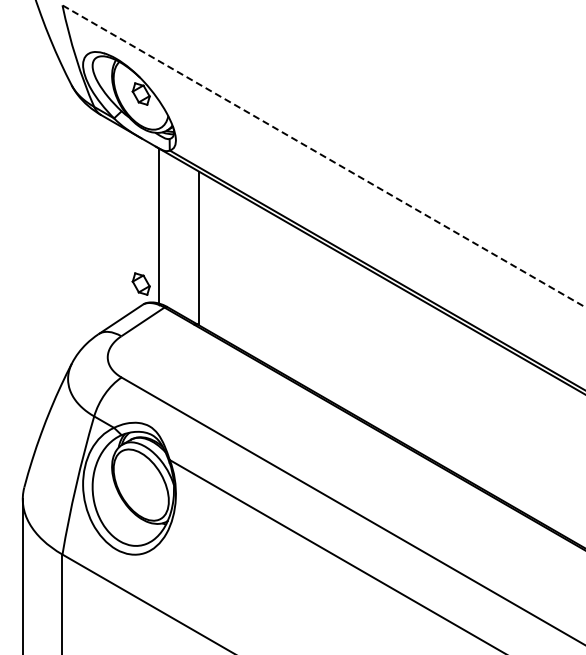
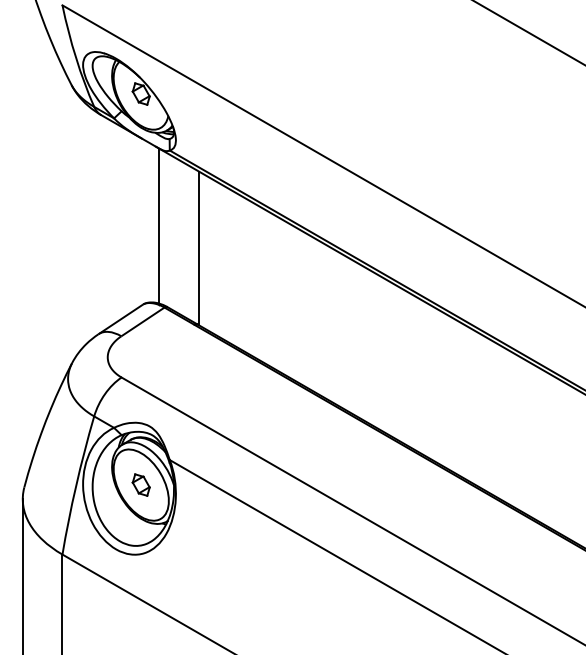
line: none -> present (528, 32)
line: dashed -> solid (323, 156)
part position: (140, 283) -> (140, 484) (140, 484)
